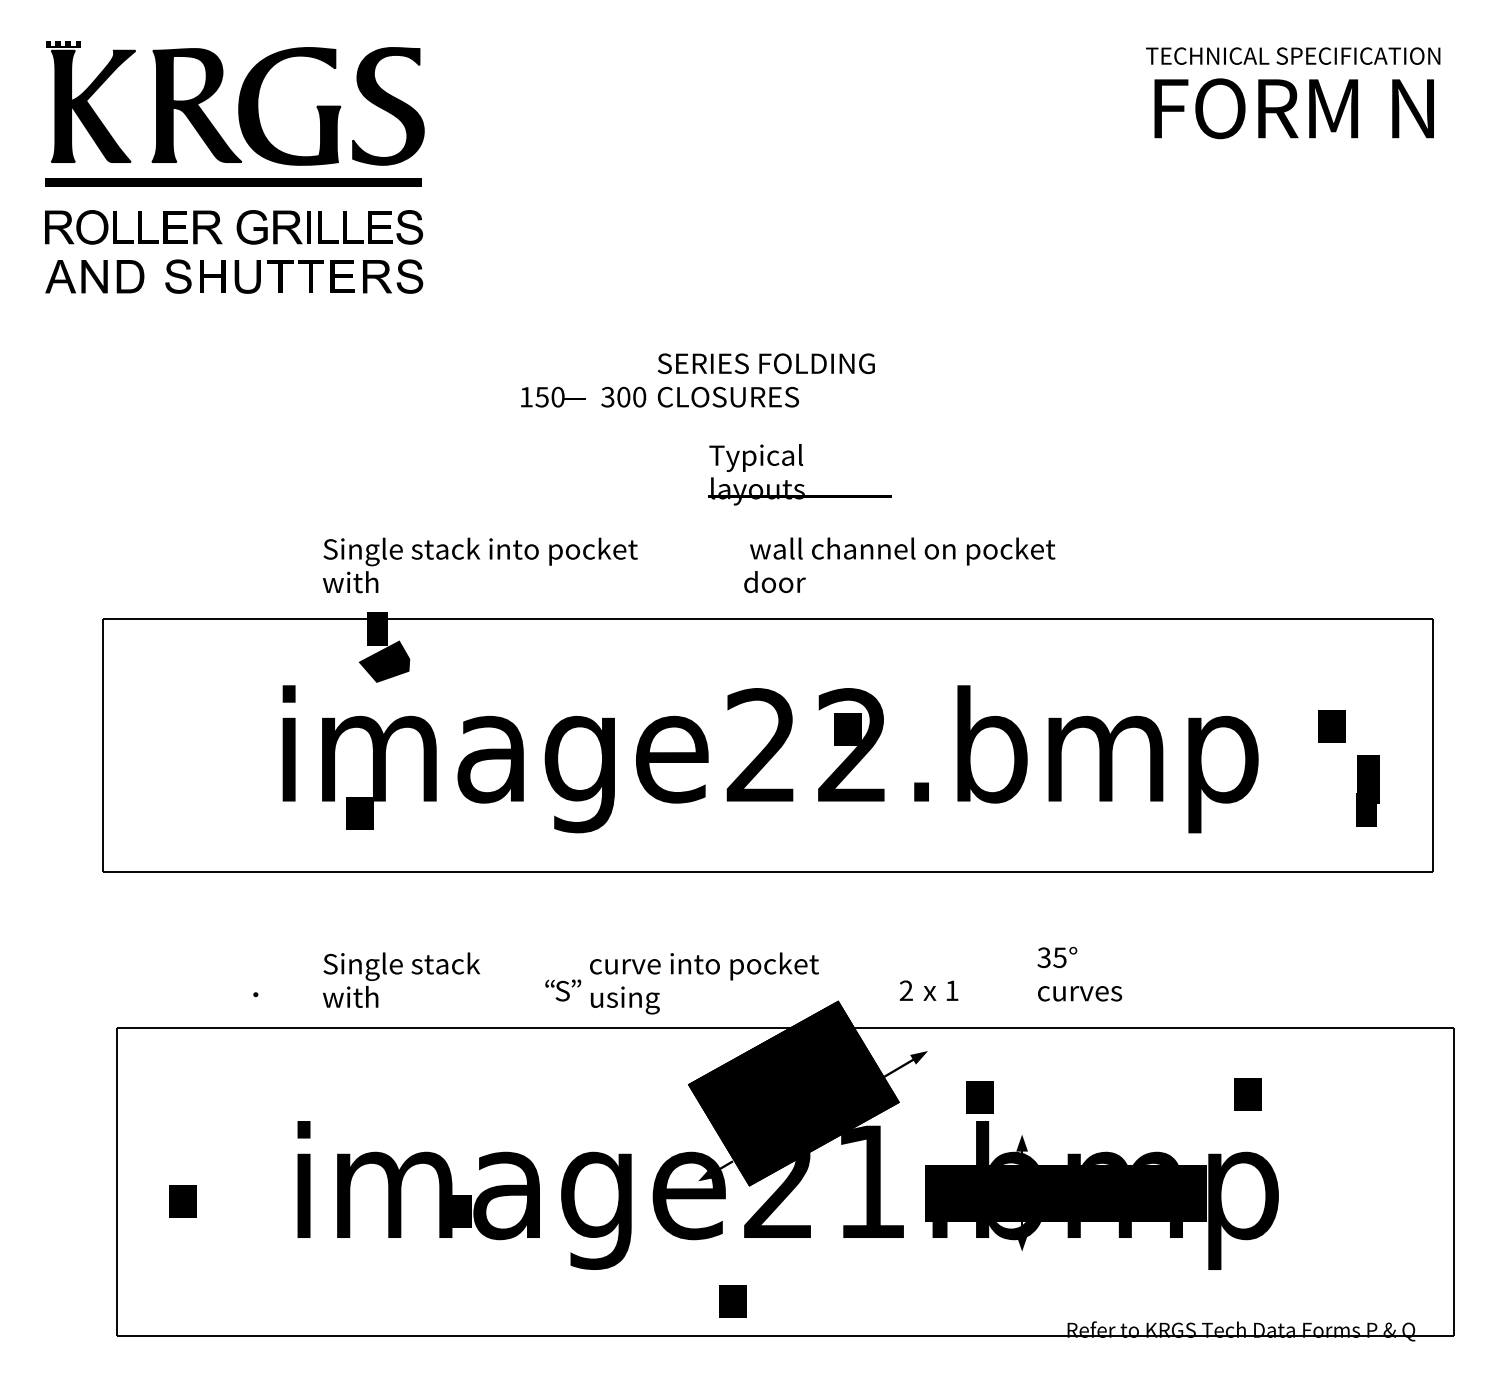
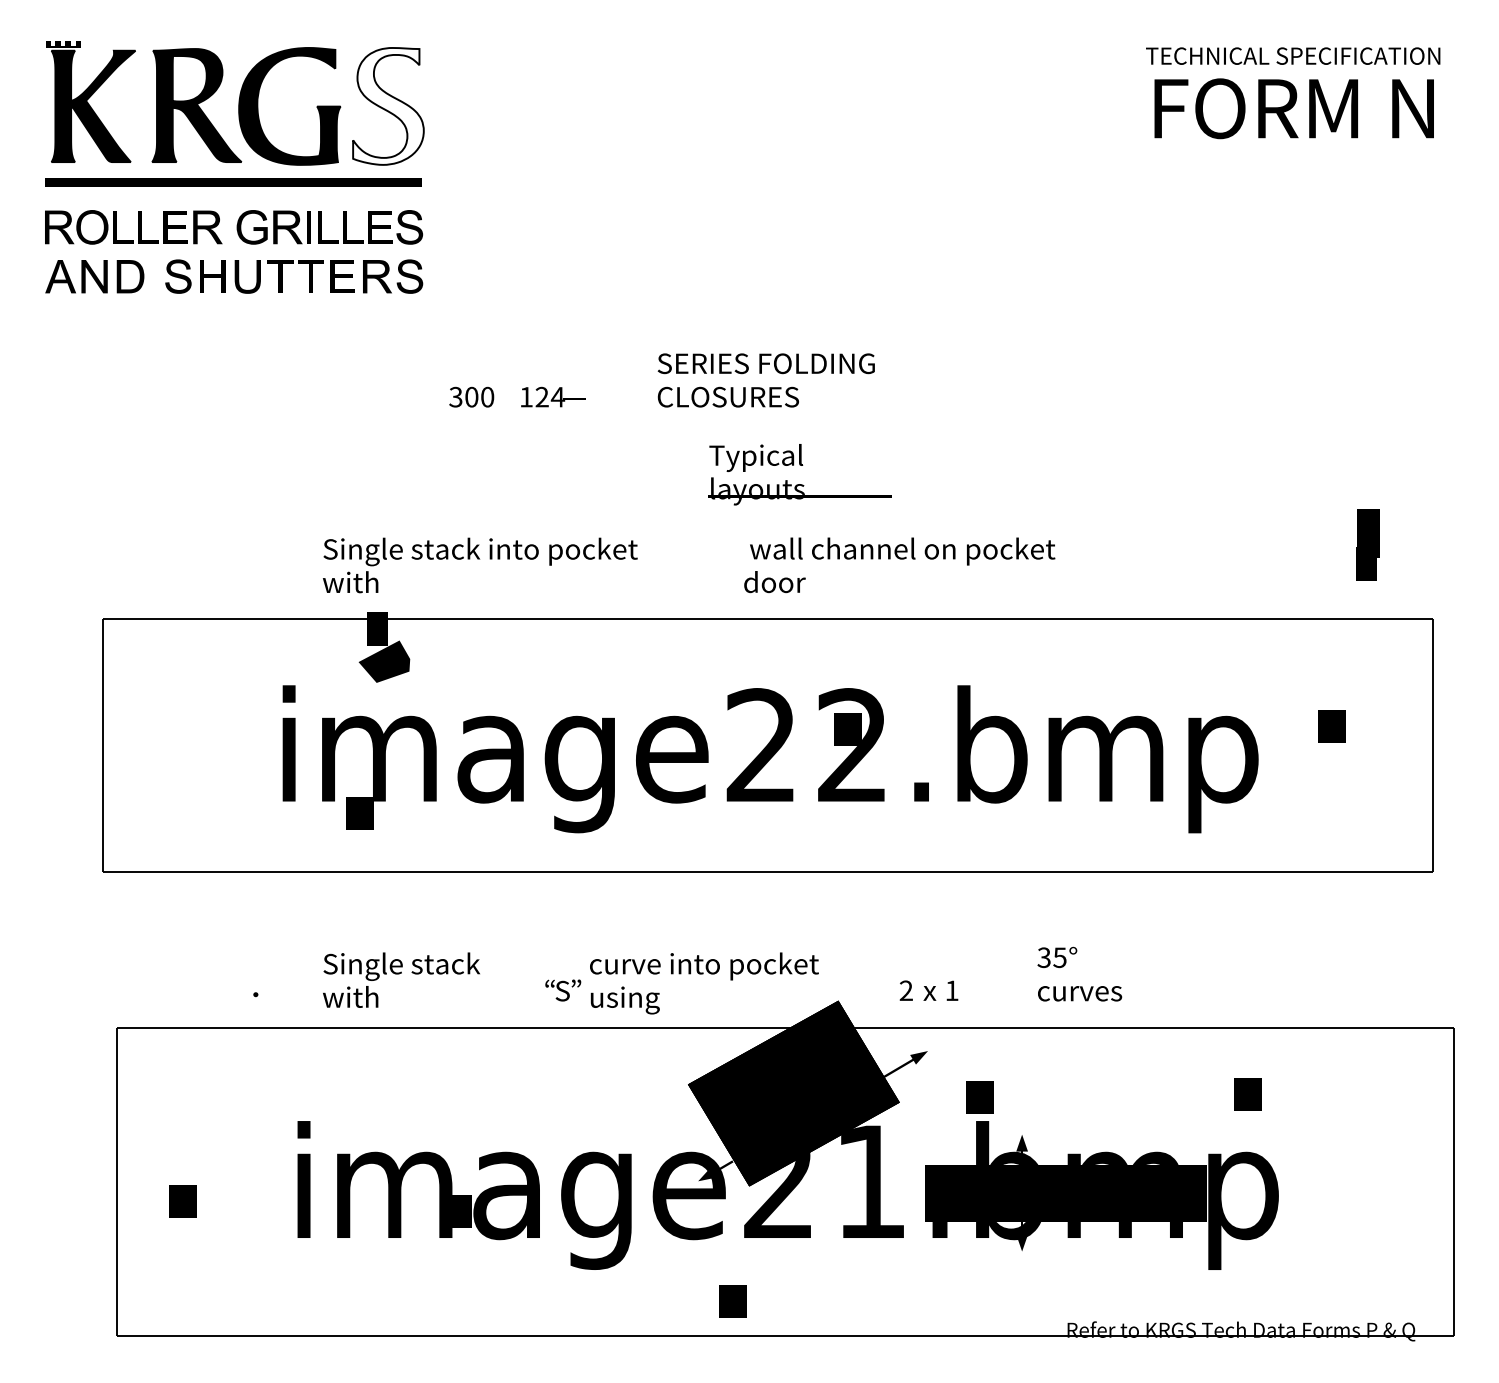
fill: present -> none (388, 105)
text: 150 -> 124 (550, 396)
text position: (623, 396) -> (471, 396) (471, 396)
part position: (1367, 790) -> (1367, 544) (1367, 544)
